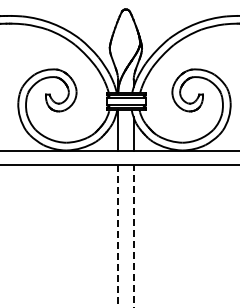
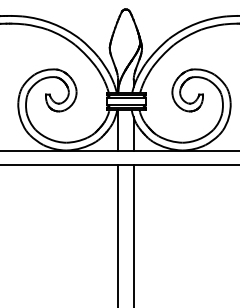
line: dashed -> solid (133, 235)
line: dashed -> solid (118, 236)
